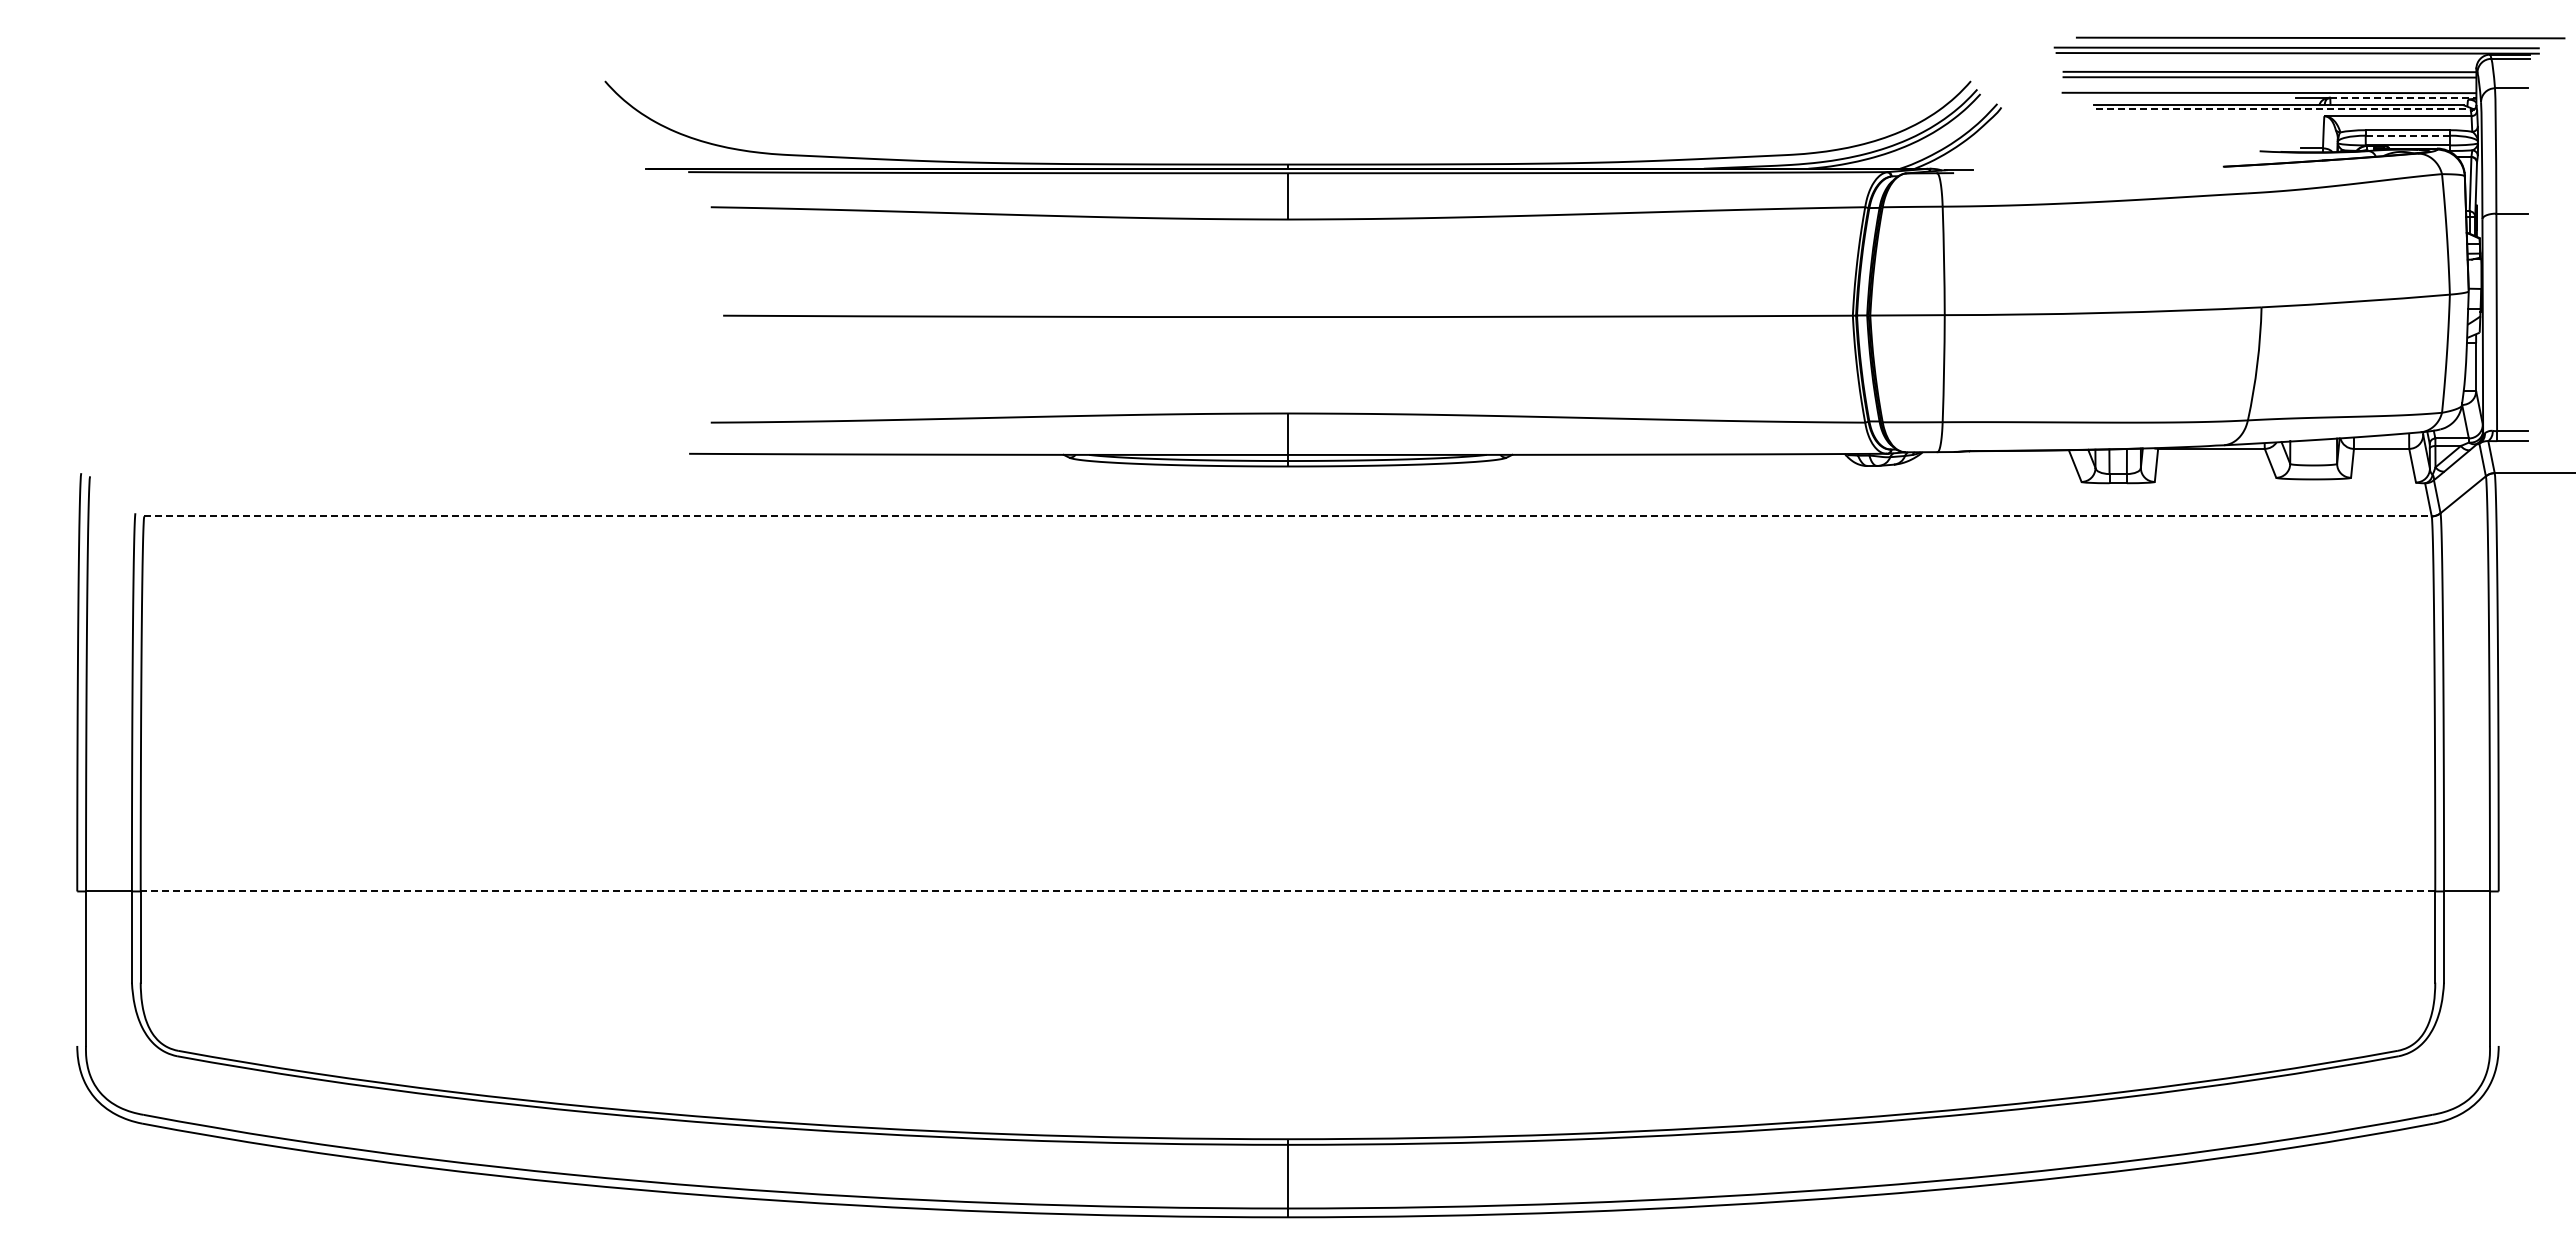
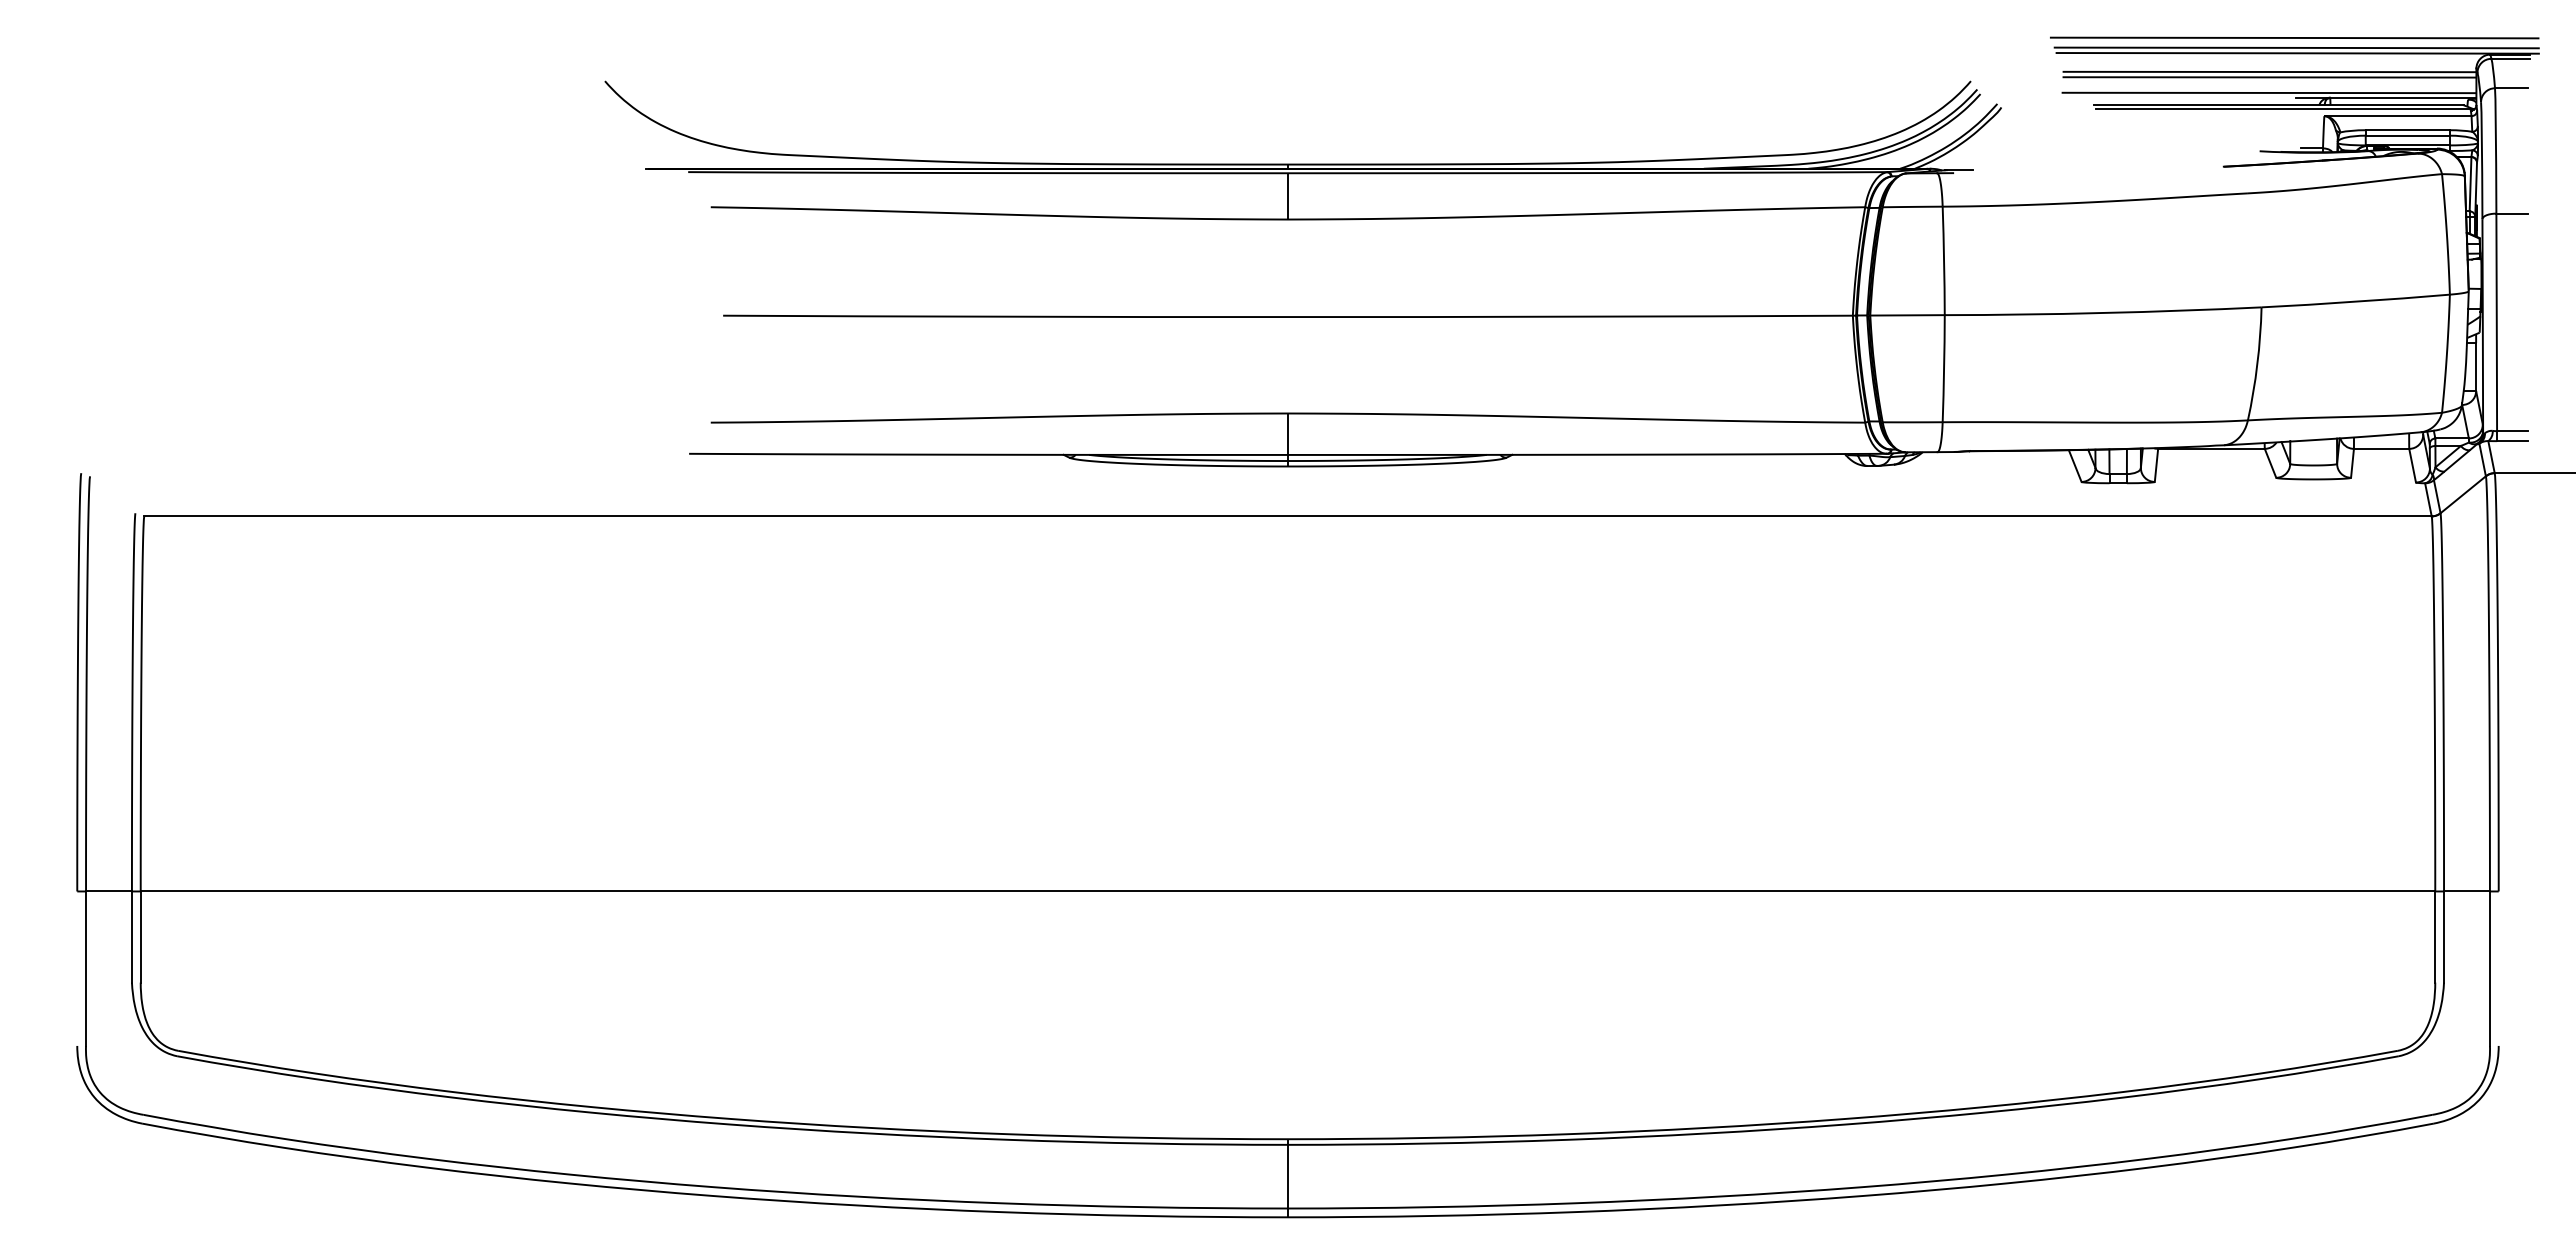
line position: (2320, 37) -> (2294, 37) (2294, 37)
line: dashed -> solid (2403, 98)
line: dashed -> solid (2283, 109)
line: dashed -> solid (2407, 135)
line: dashed -> solid (1287, 516)
line: dashed -> solid (1287, 891)
